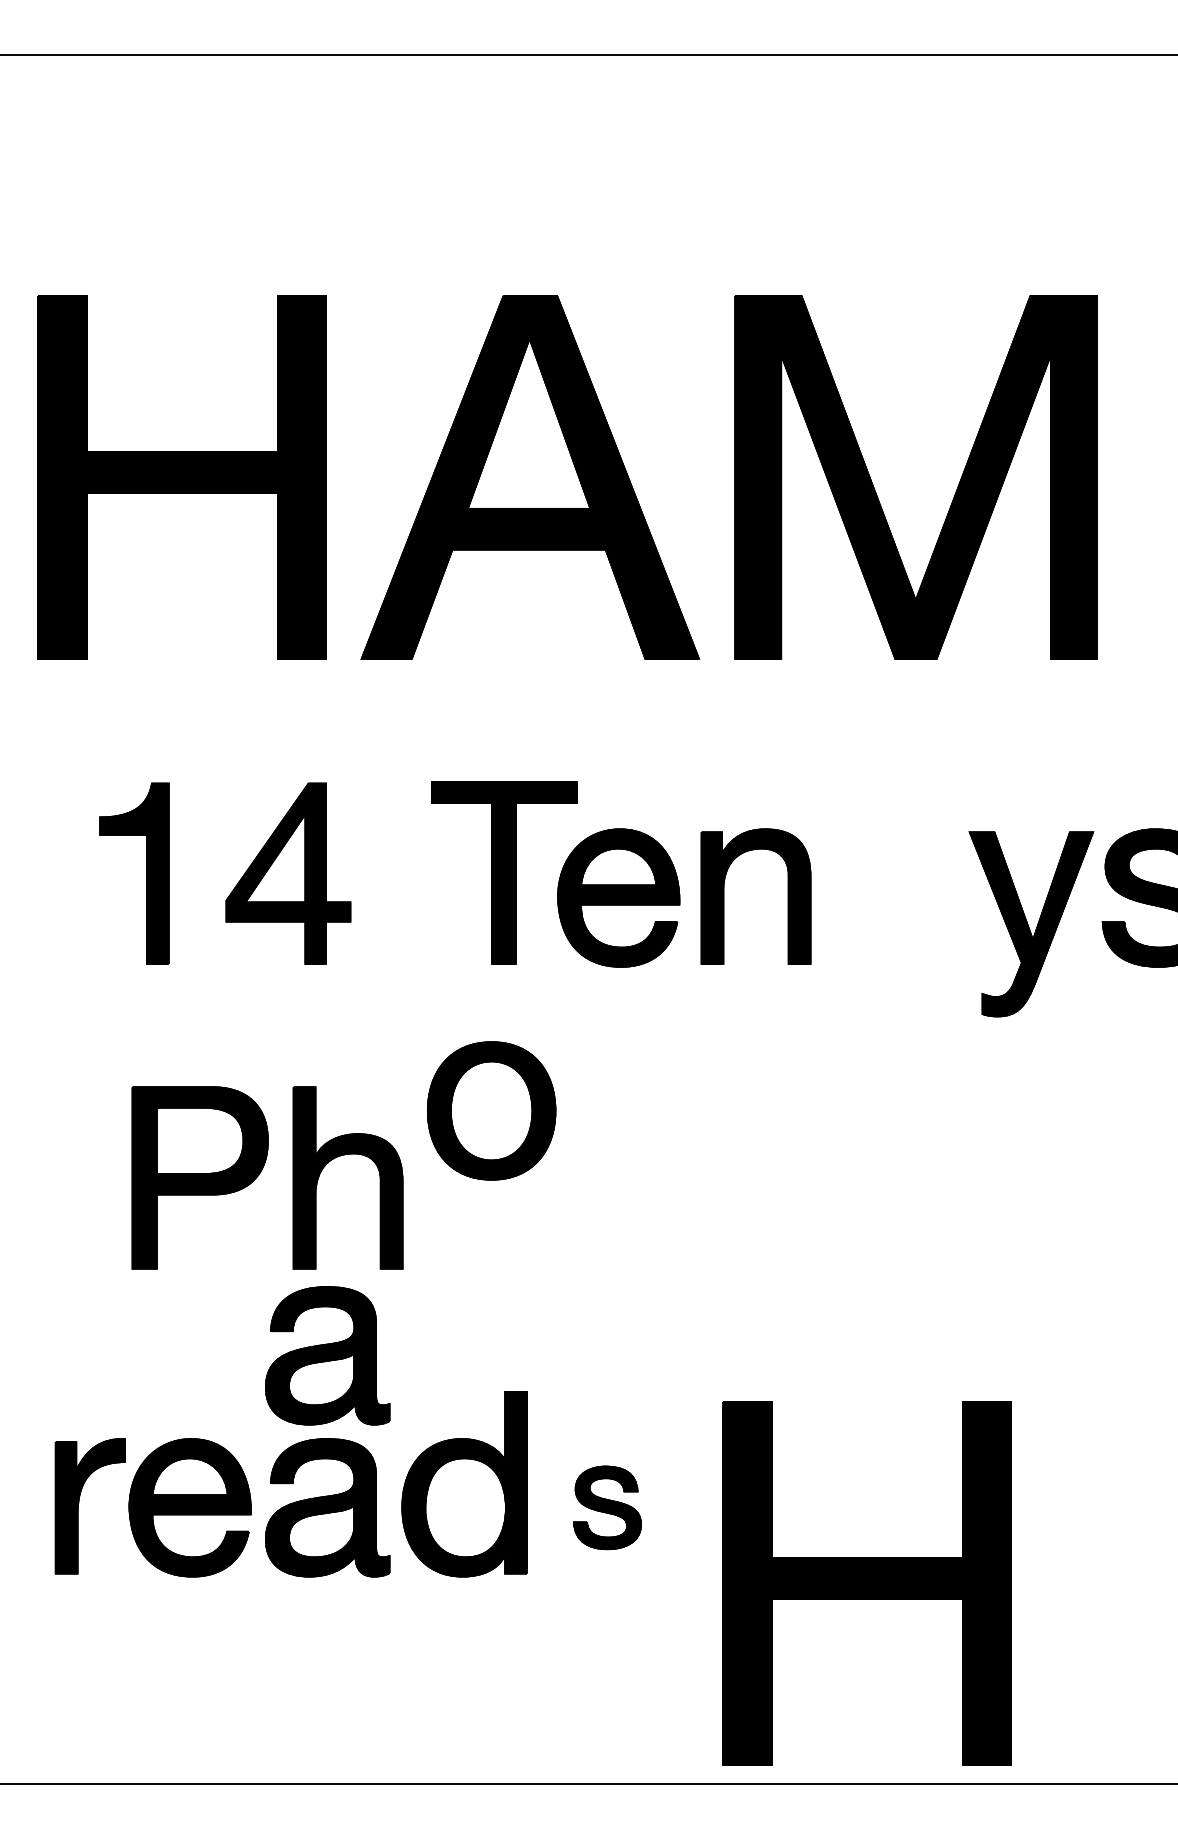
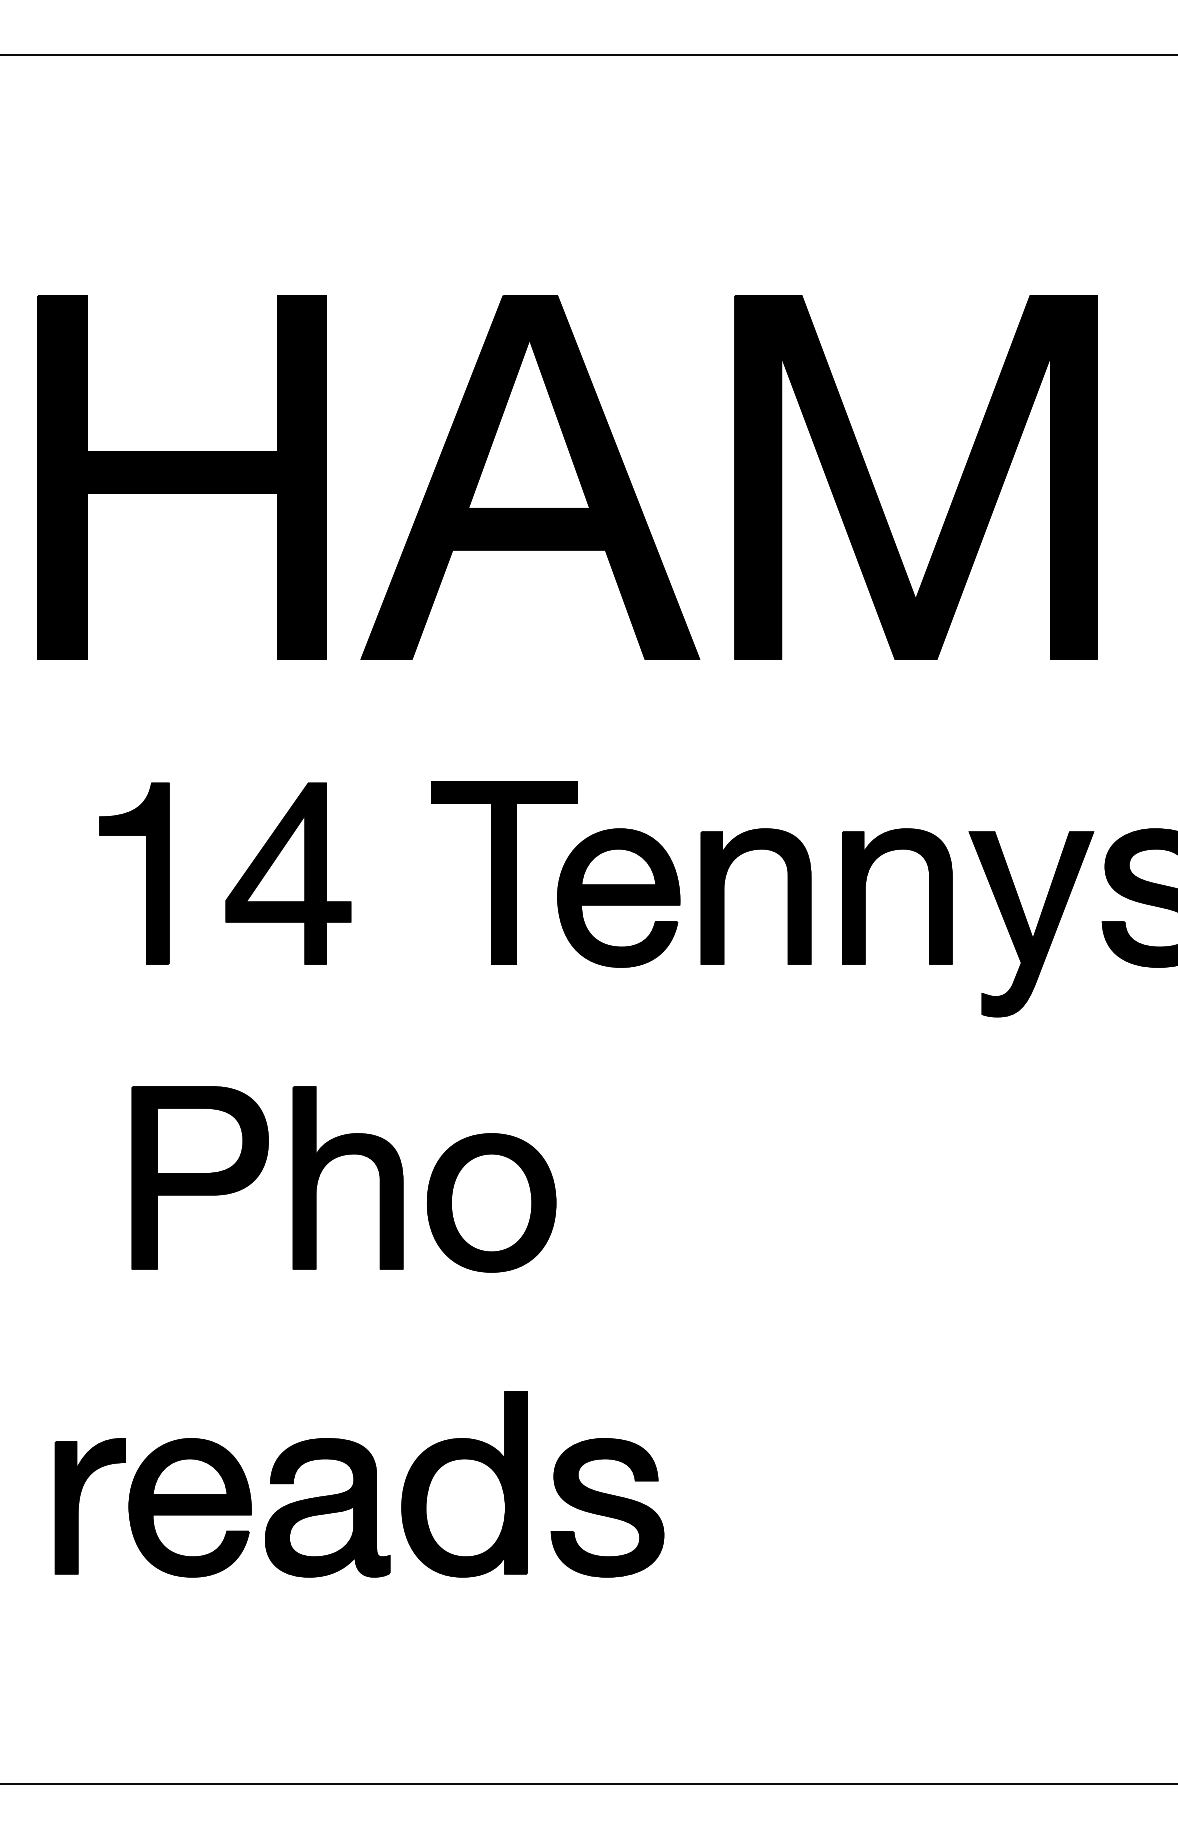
part: none -> present (865, 896)
part position: (491, 1110) -> (491, 1202) (491, 1202)
part: present -> none (327, 1355)
part size: 69x86 px -> 115x140 px (607, 1507)
part: present -> none (866, 1583)
